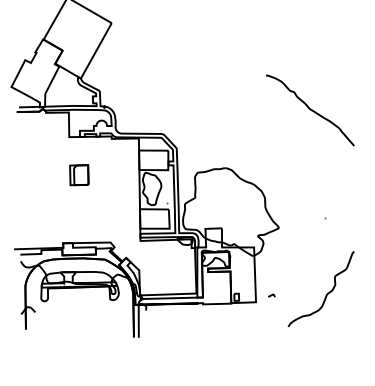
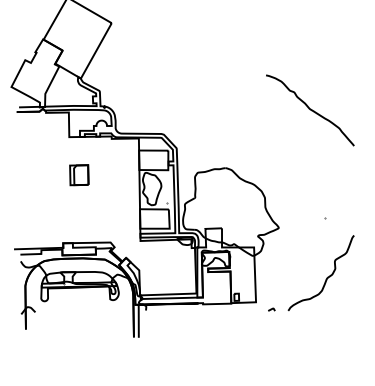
curve position: (326, 293) -> (326, 277) (326, 277)
curve position: (271, 295) -> (271, 309) (271, 309)
